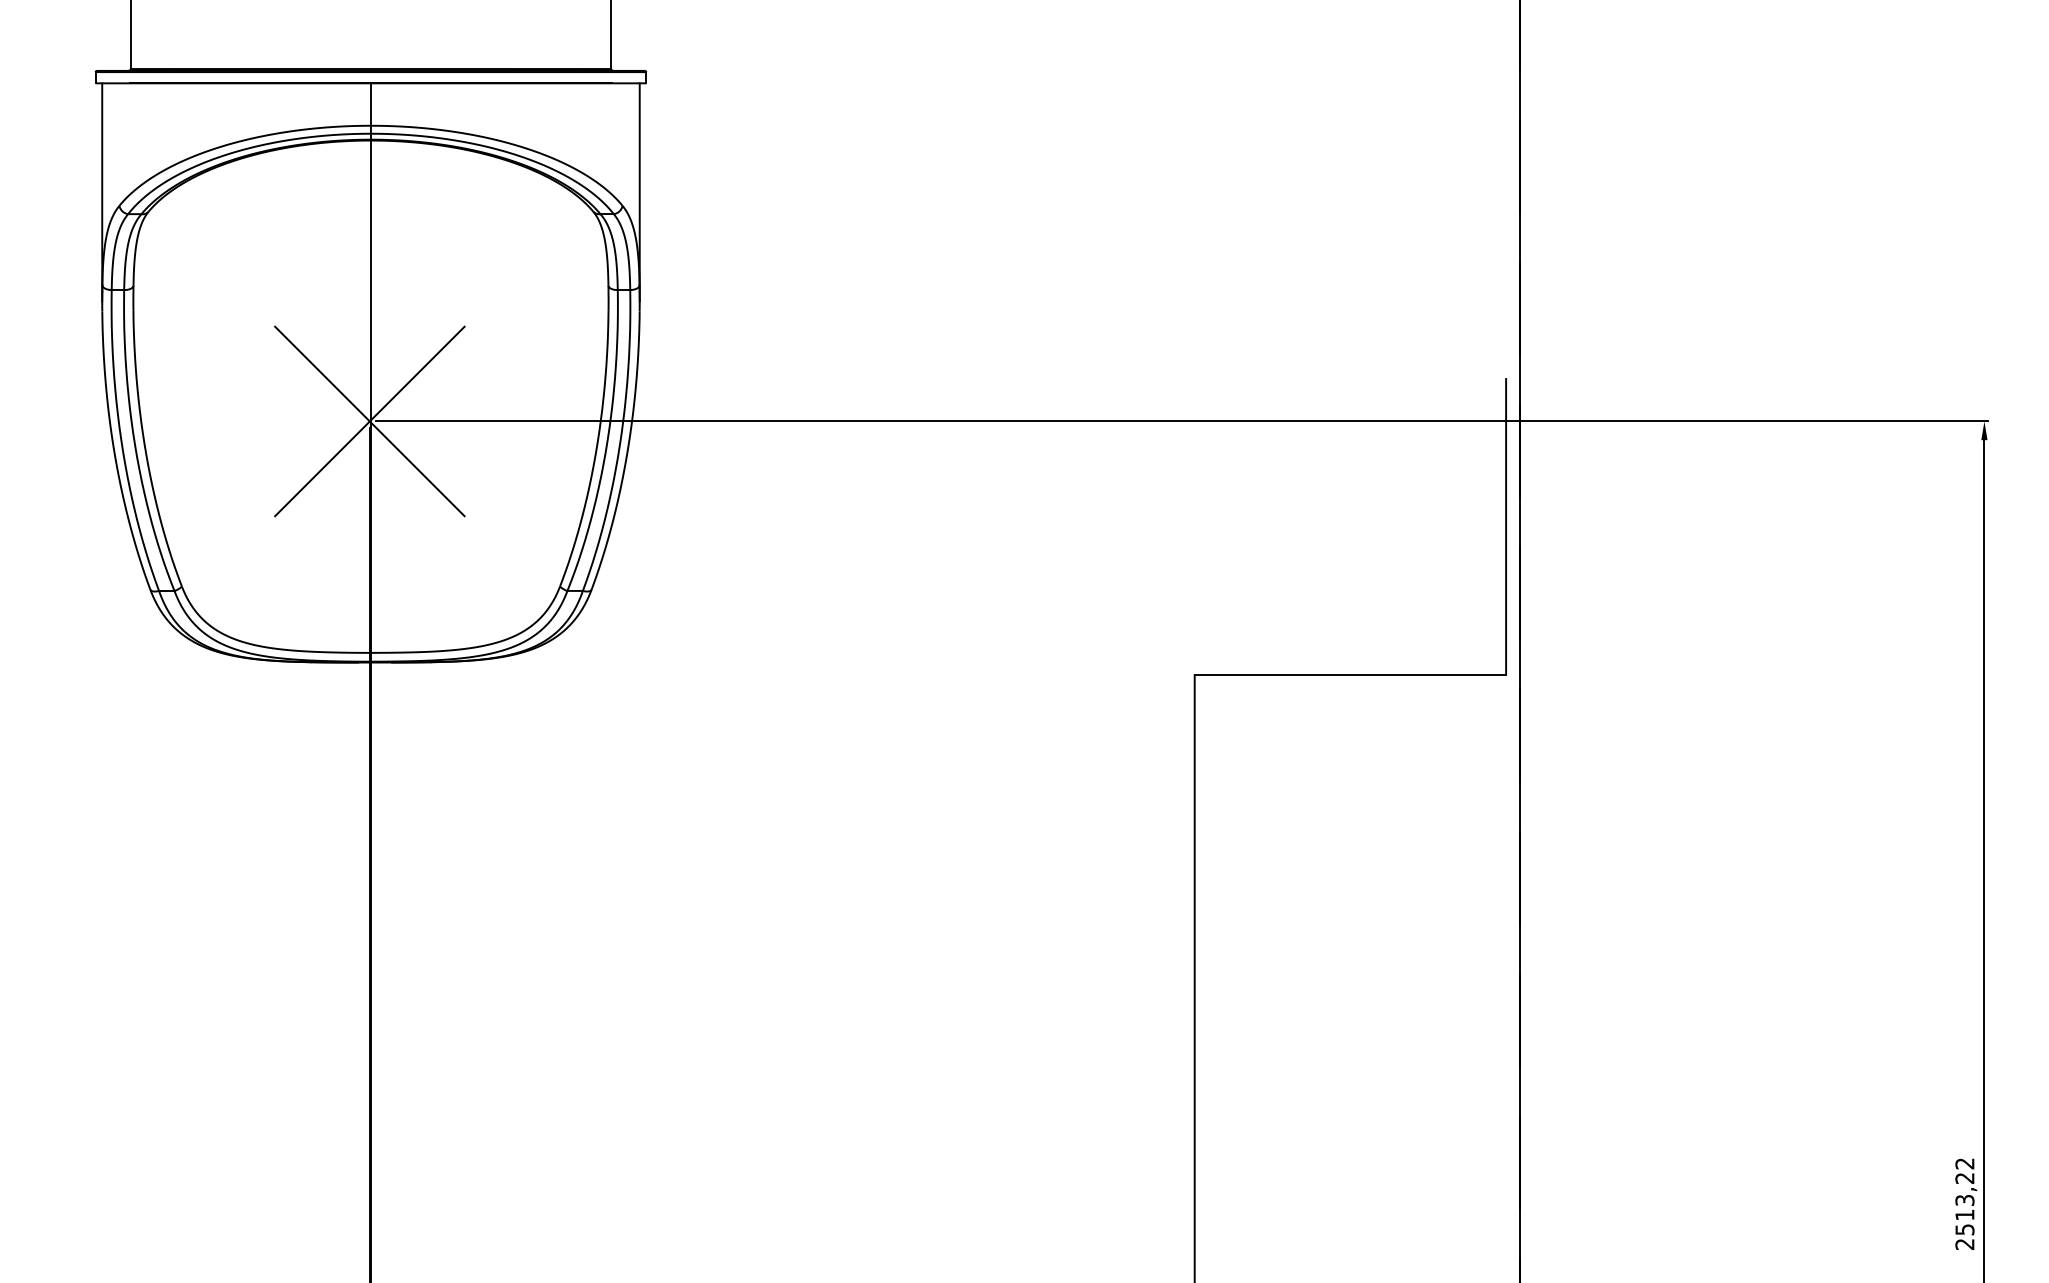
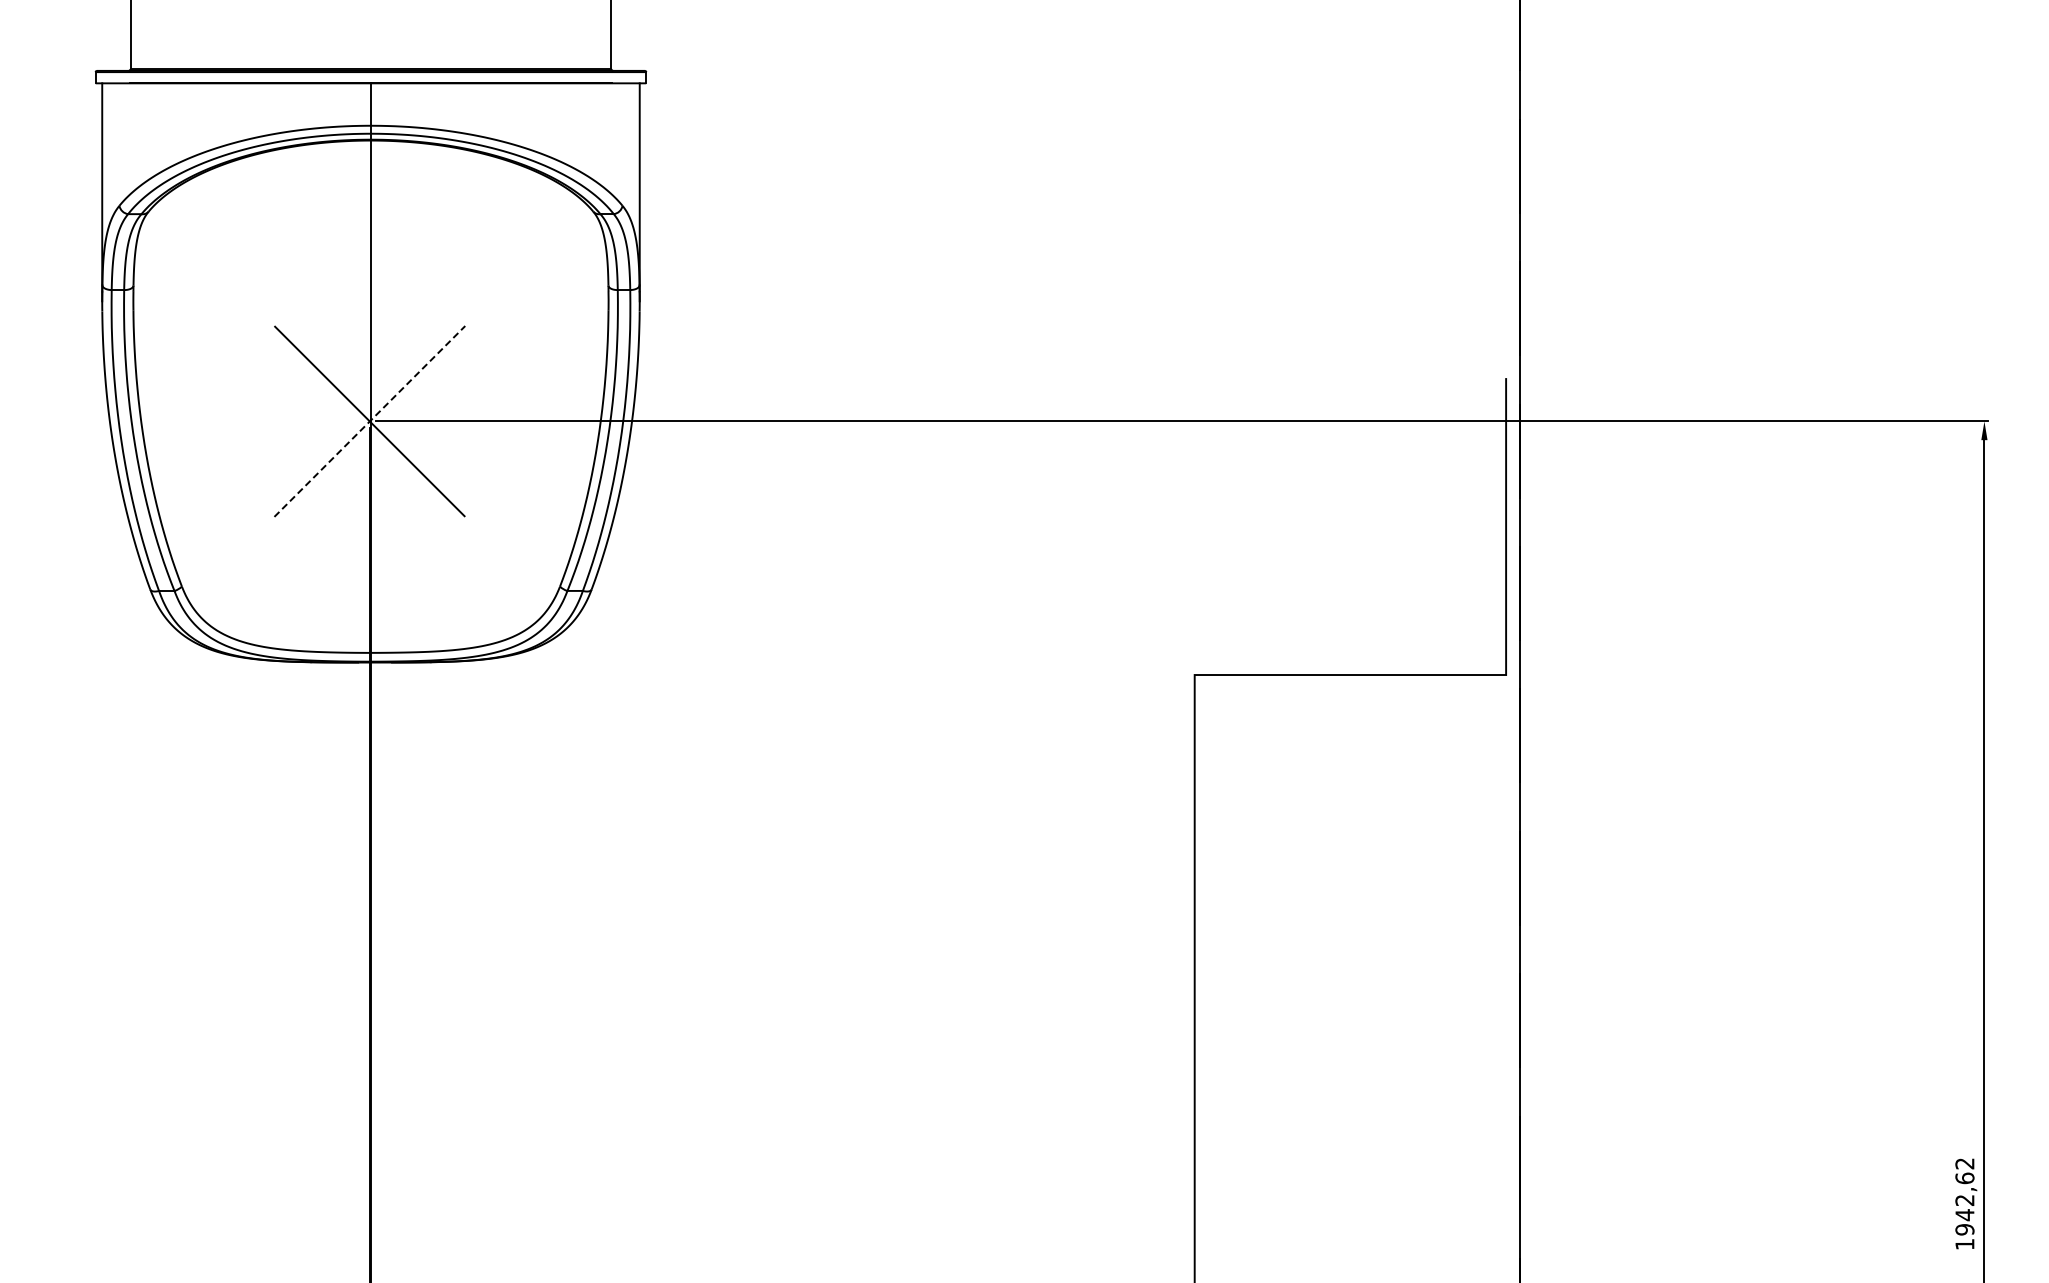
line: solid -> dashed (369, 421)
text: 2513,22 -> 1942,62 (1964, 1210)
